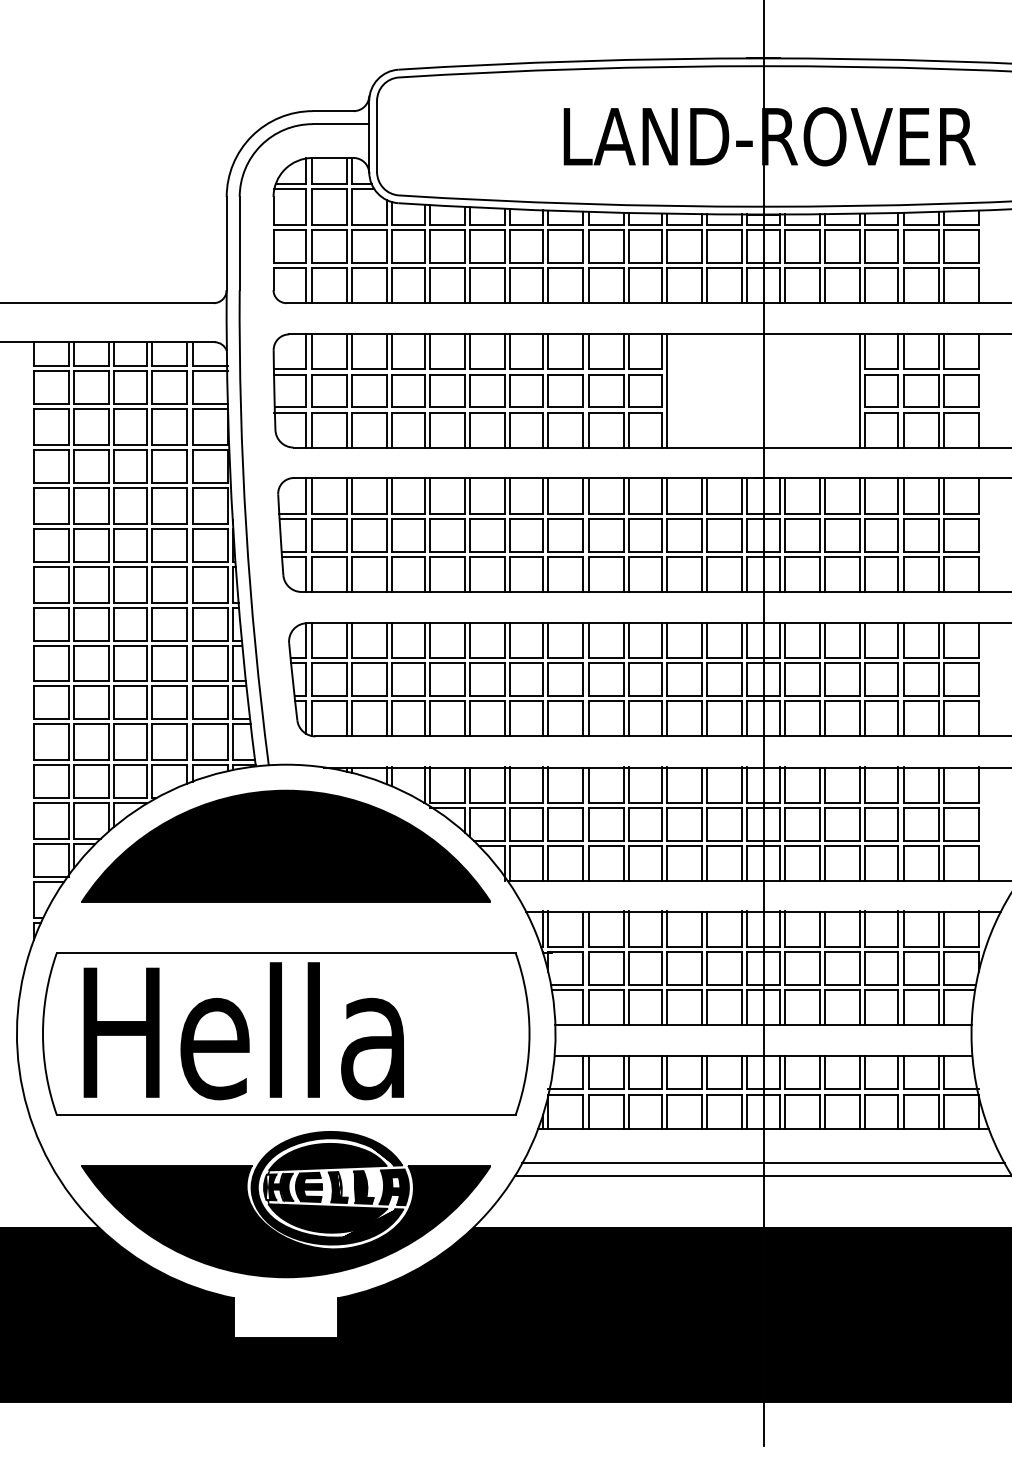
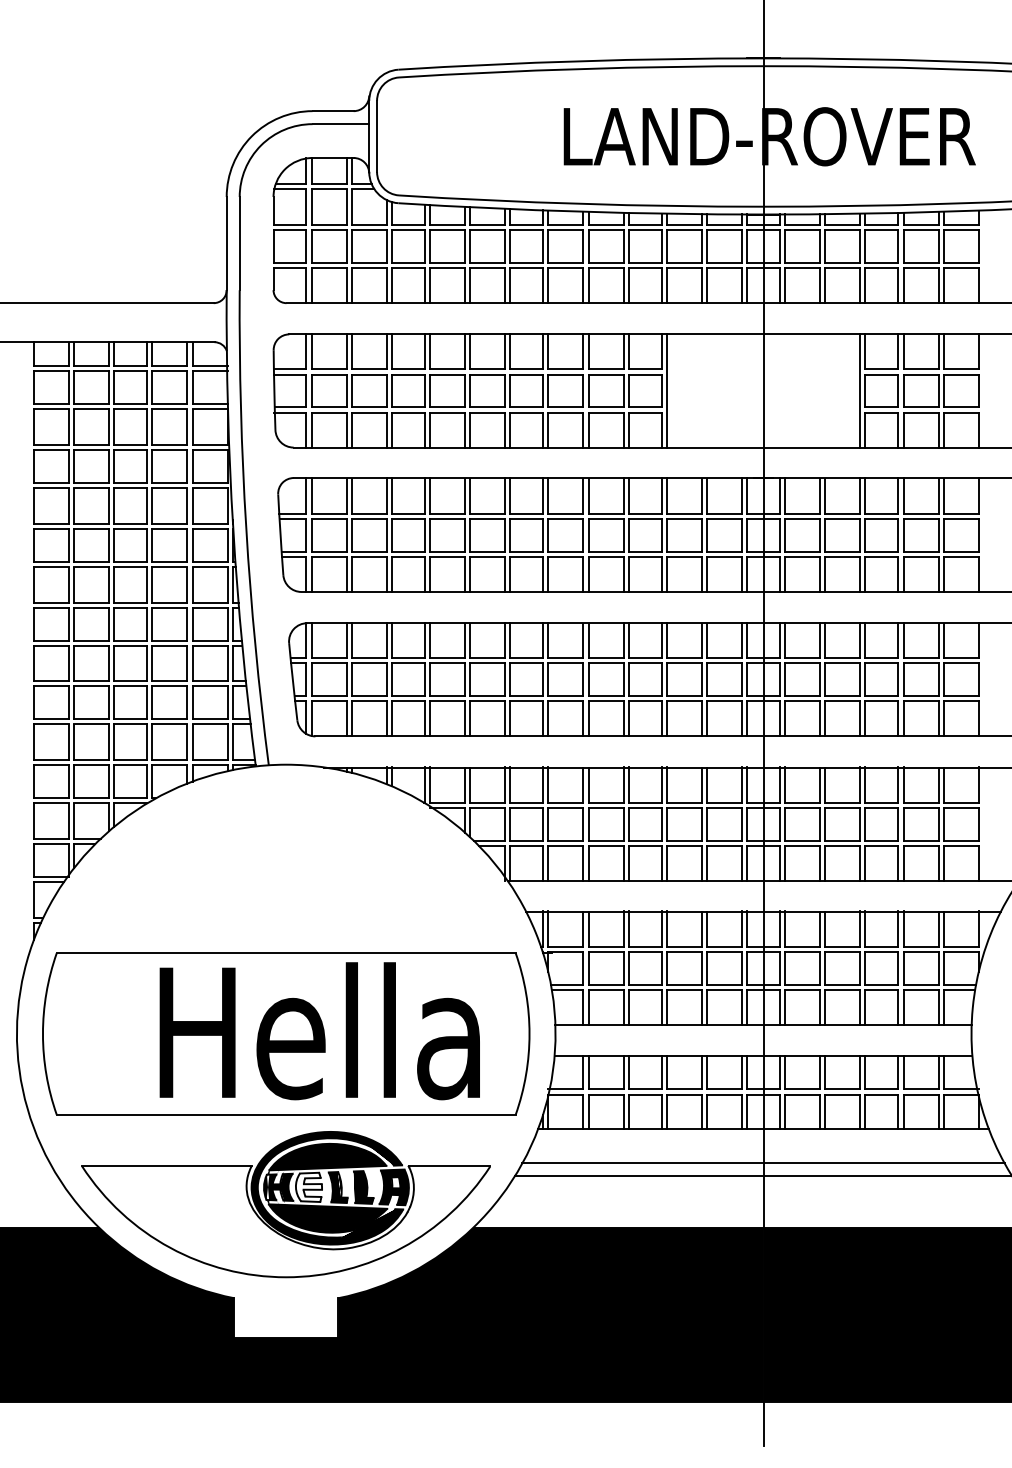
part: present -> none (285, 845)
text position: (243, 1031) -> (319, 1031) (319, 1031)
fill: present -> none (308, 1187)
fill: present -> none (286, 1221)
